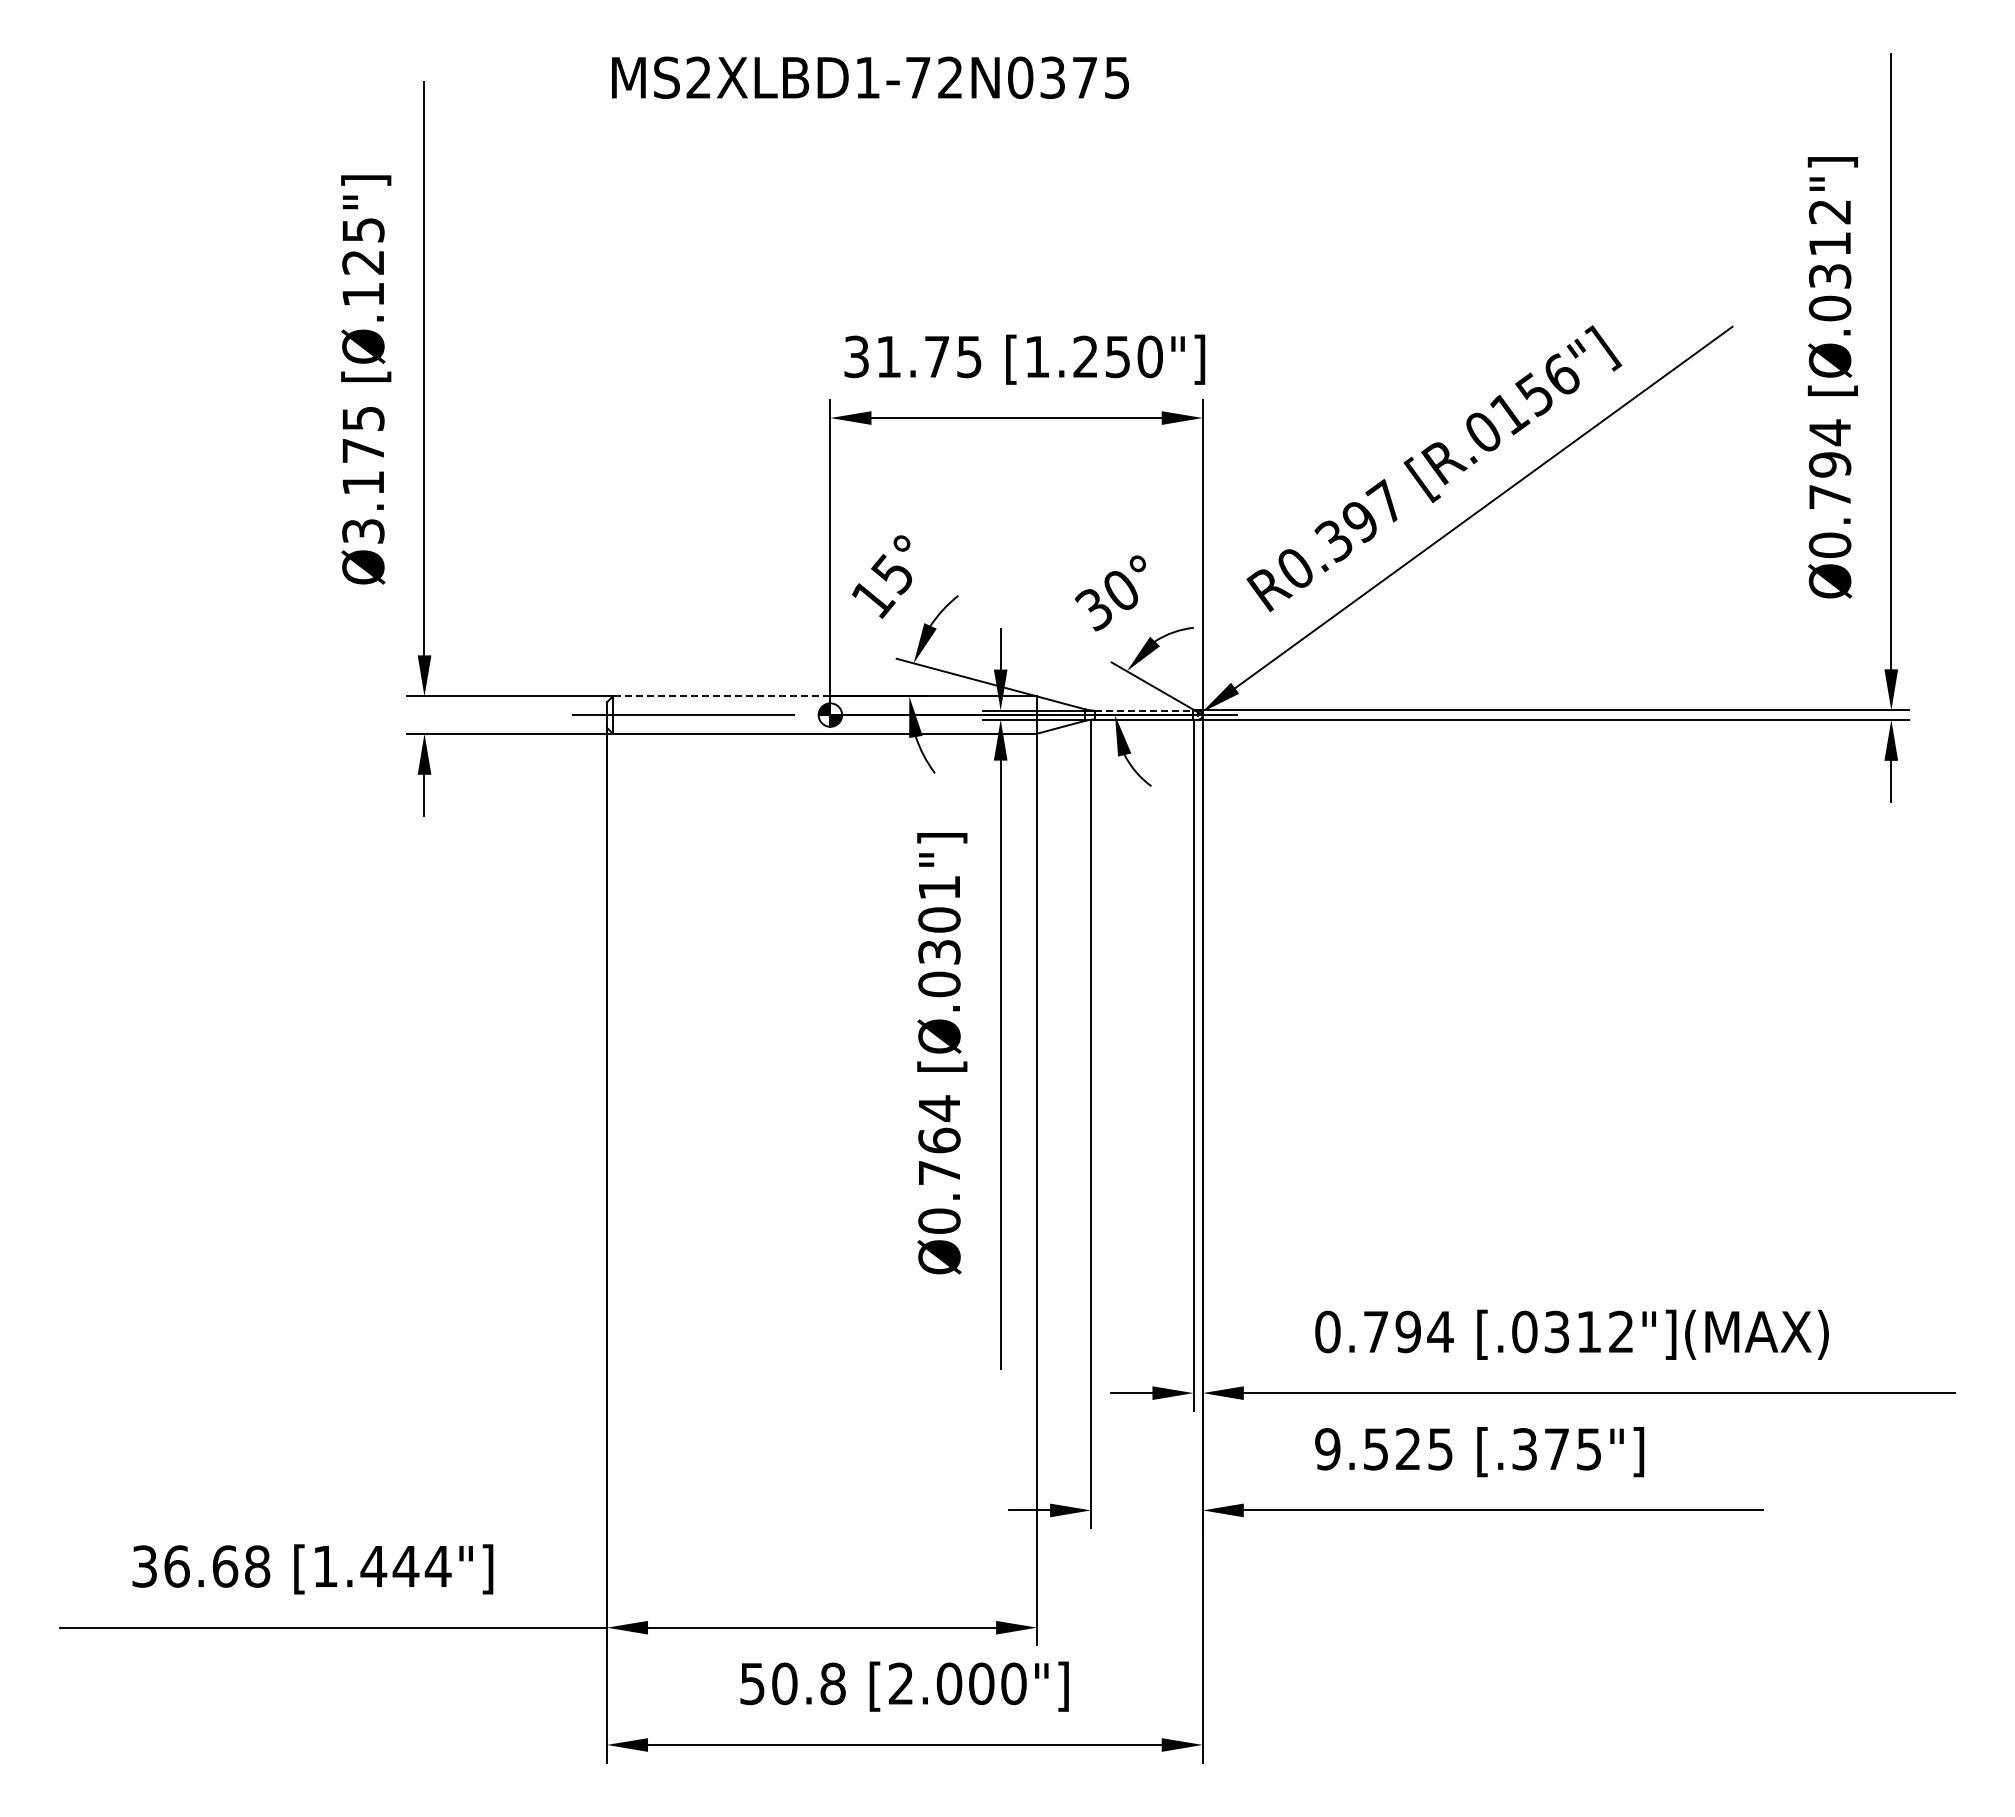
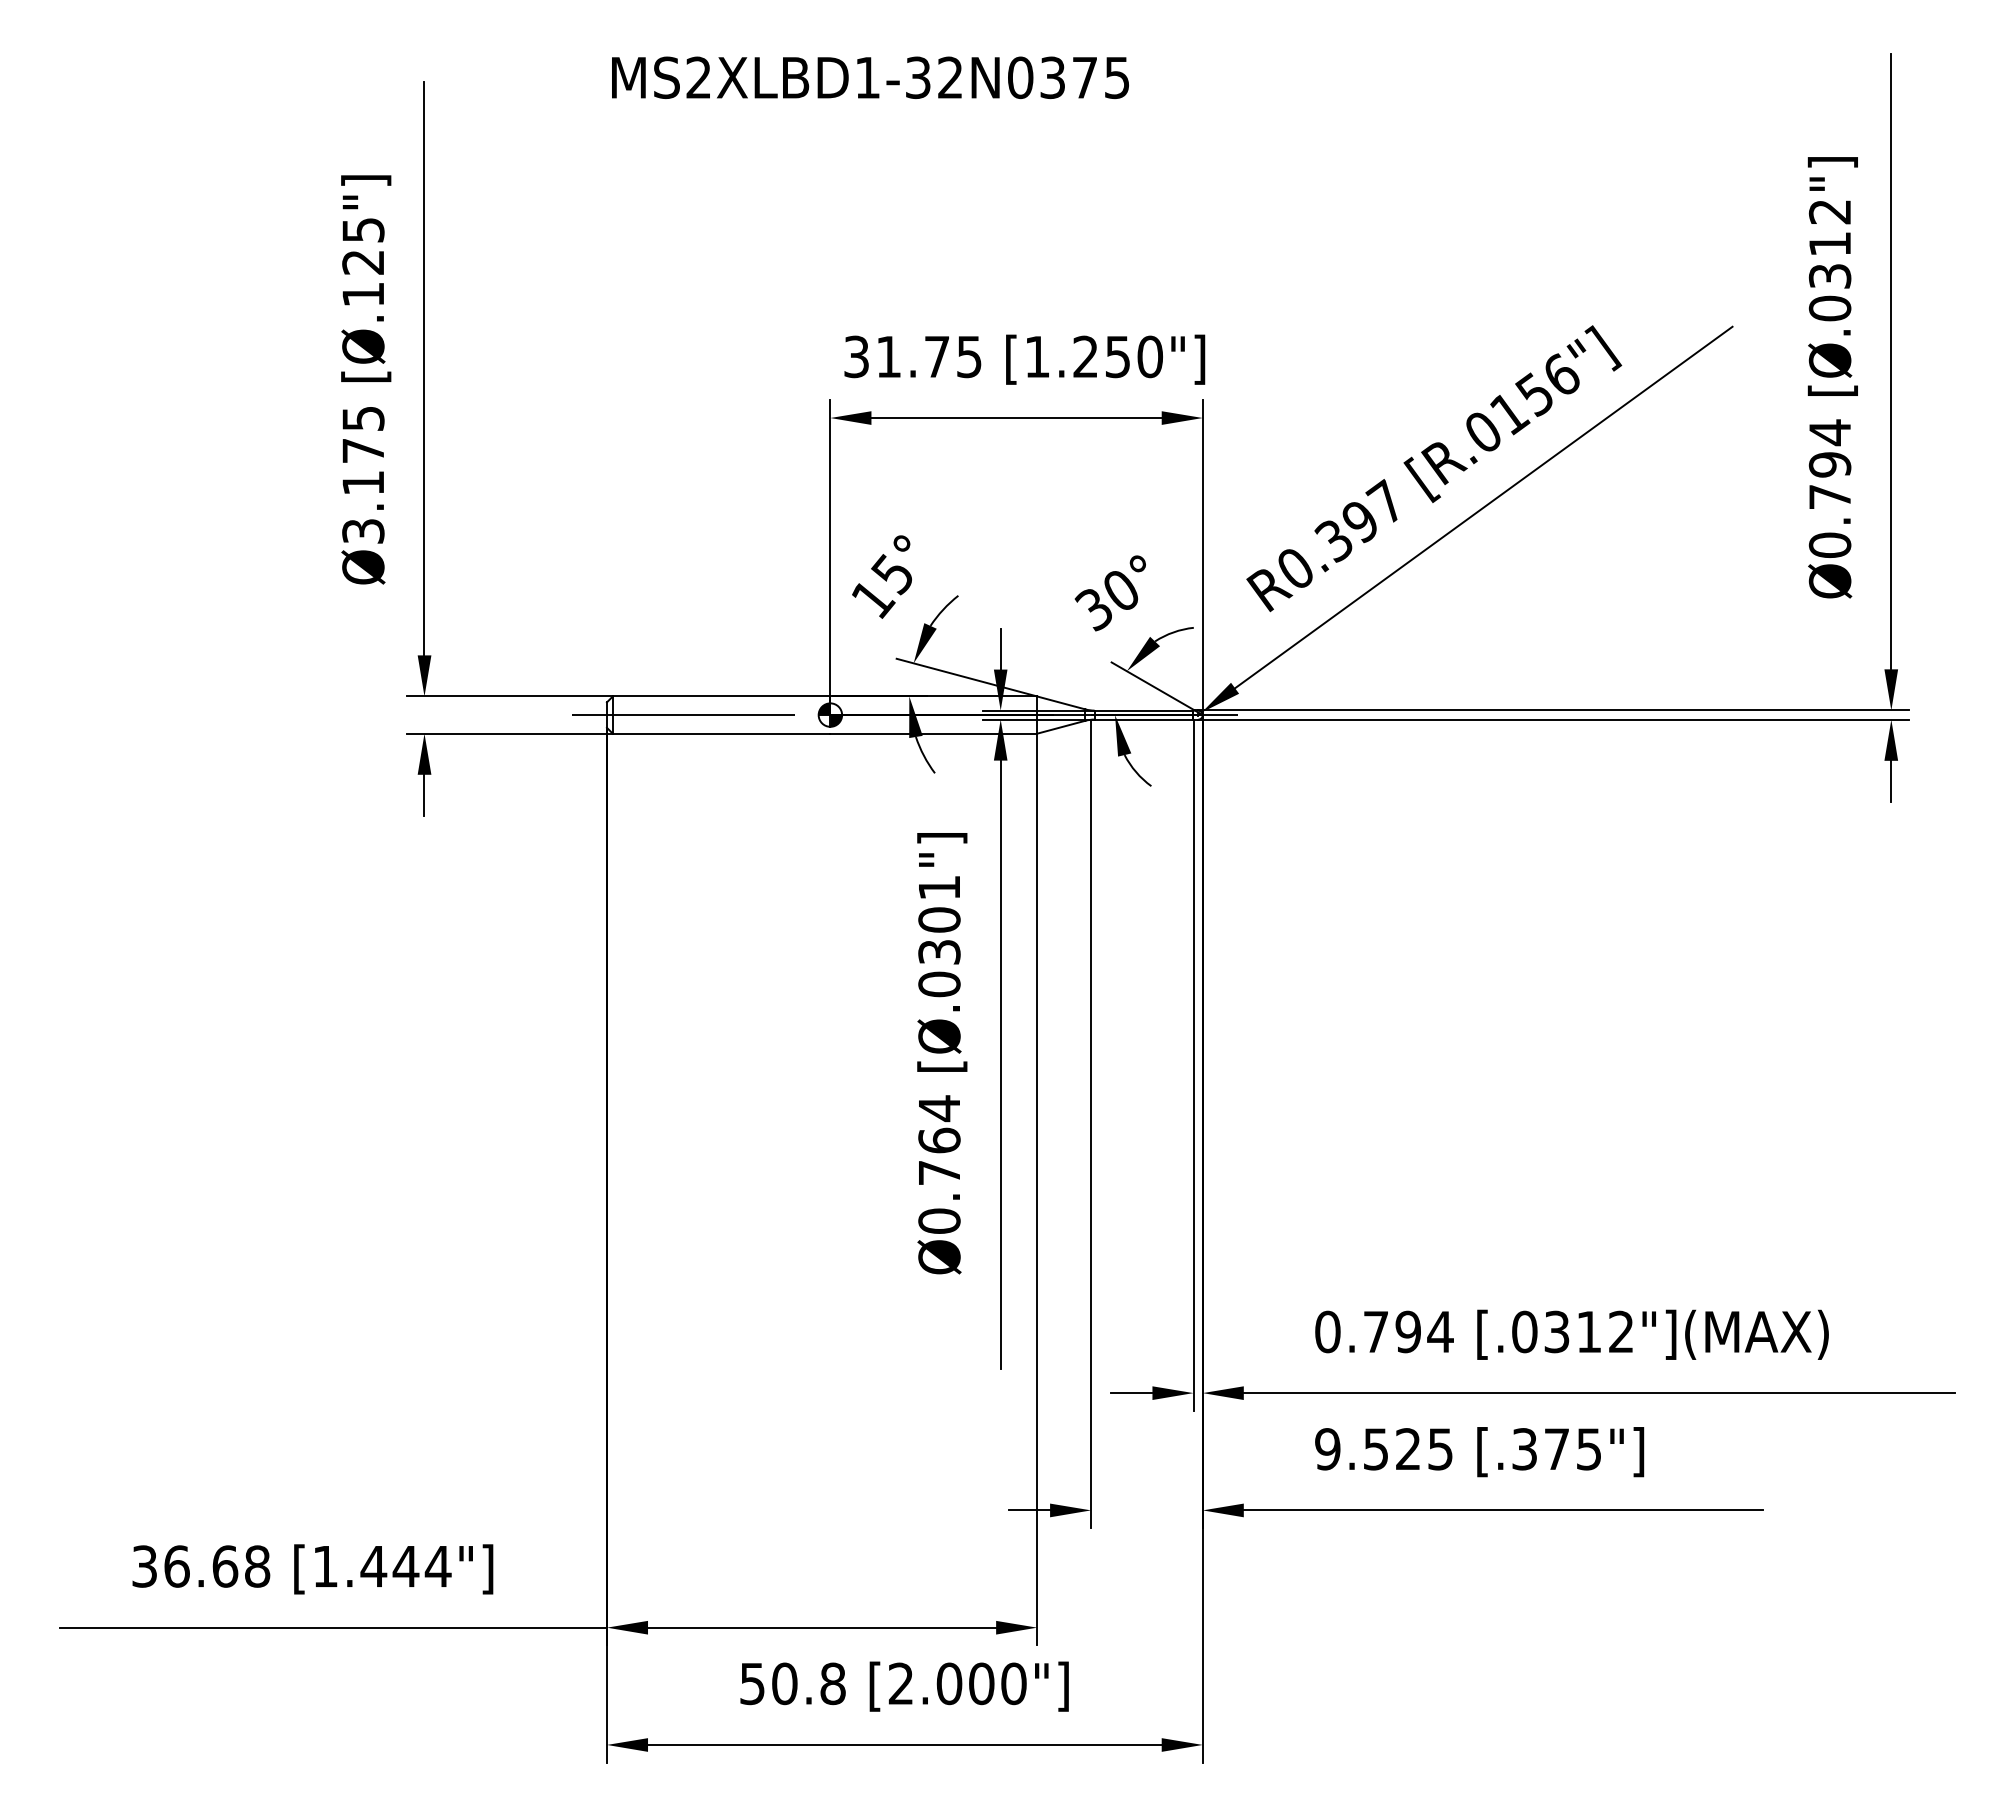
text: MS2XLBD1-72N0375 -> MS2XLBD1-32N0375 (918, 77)
line: dashed -> solid (721, 696)
line: dashed -> solid (1144, 710)
